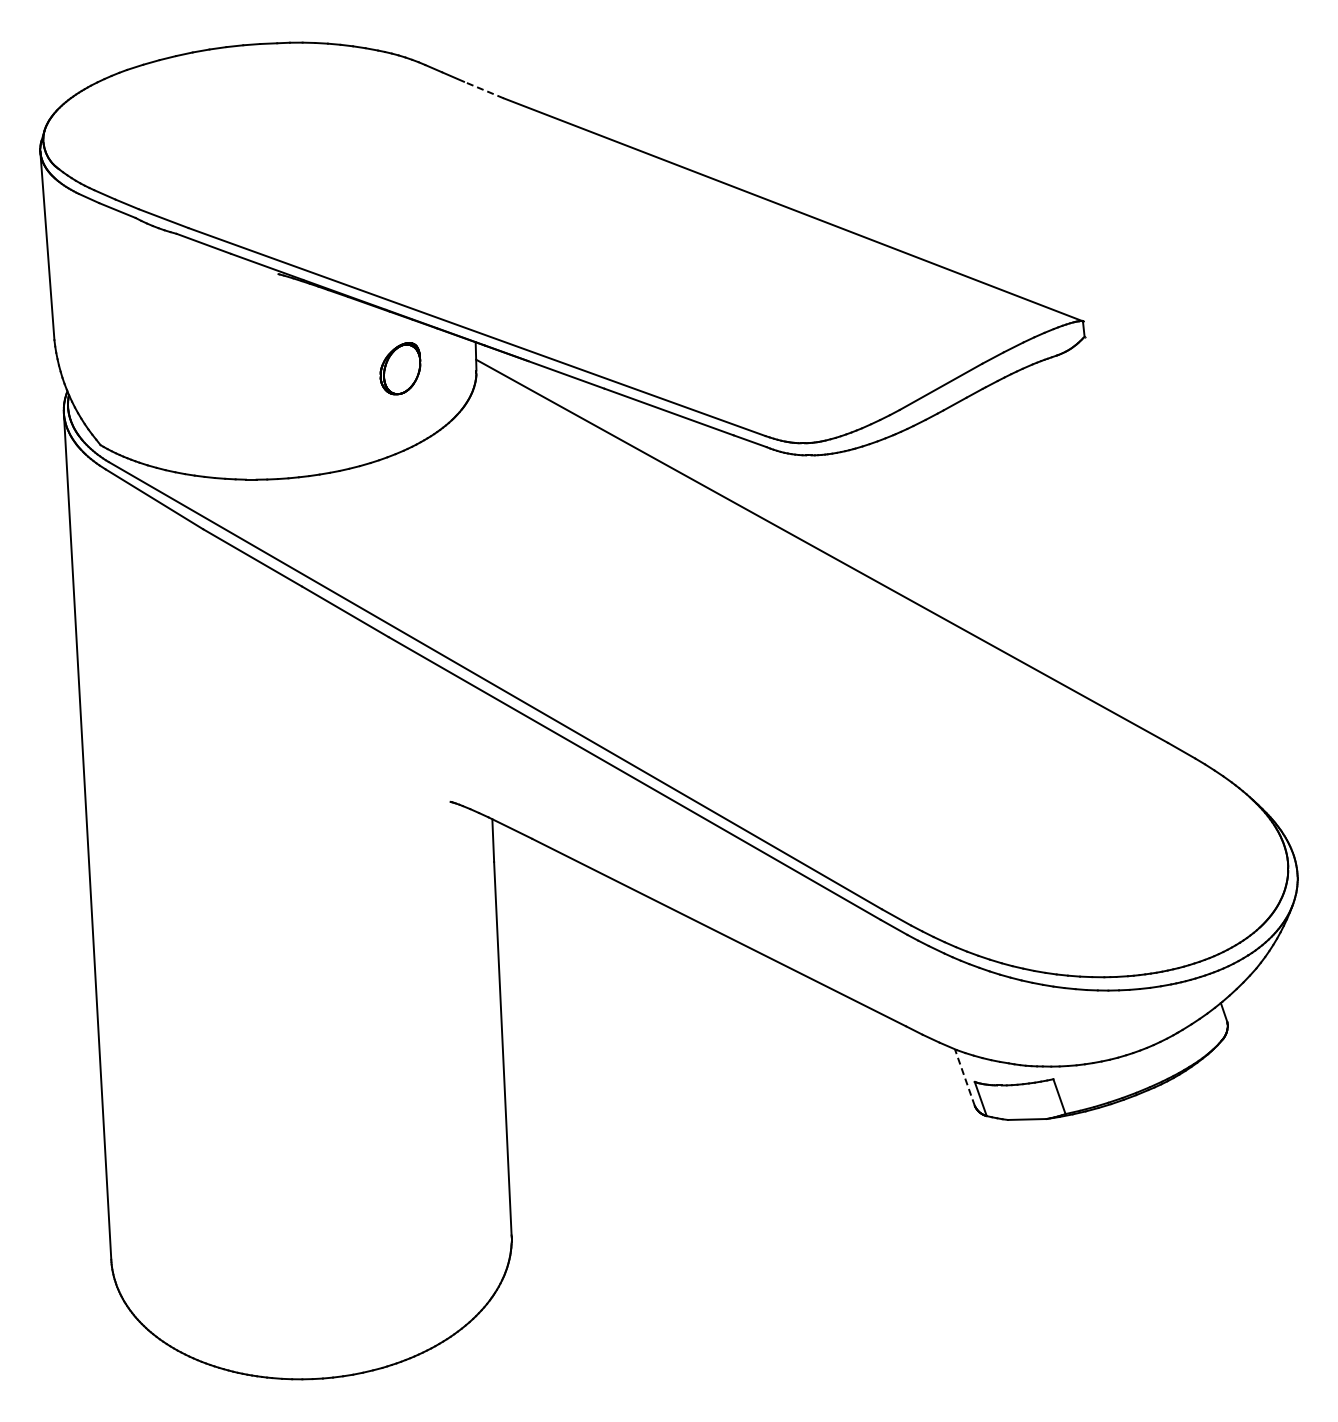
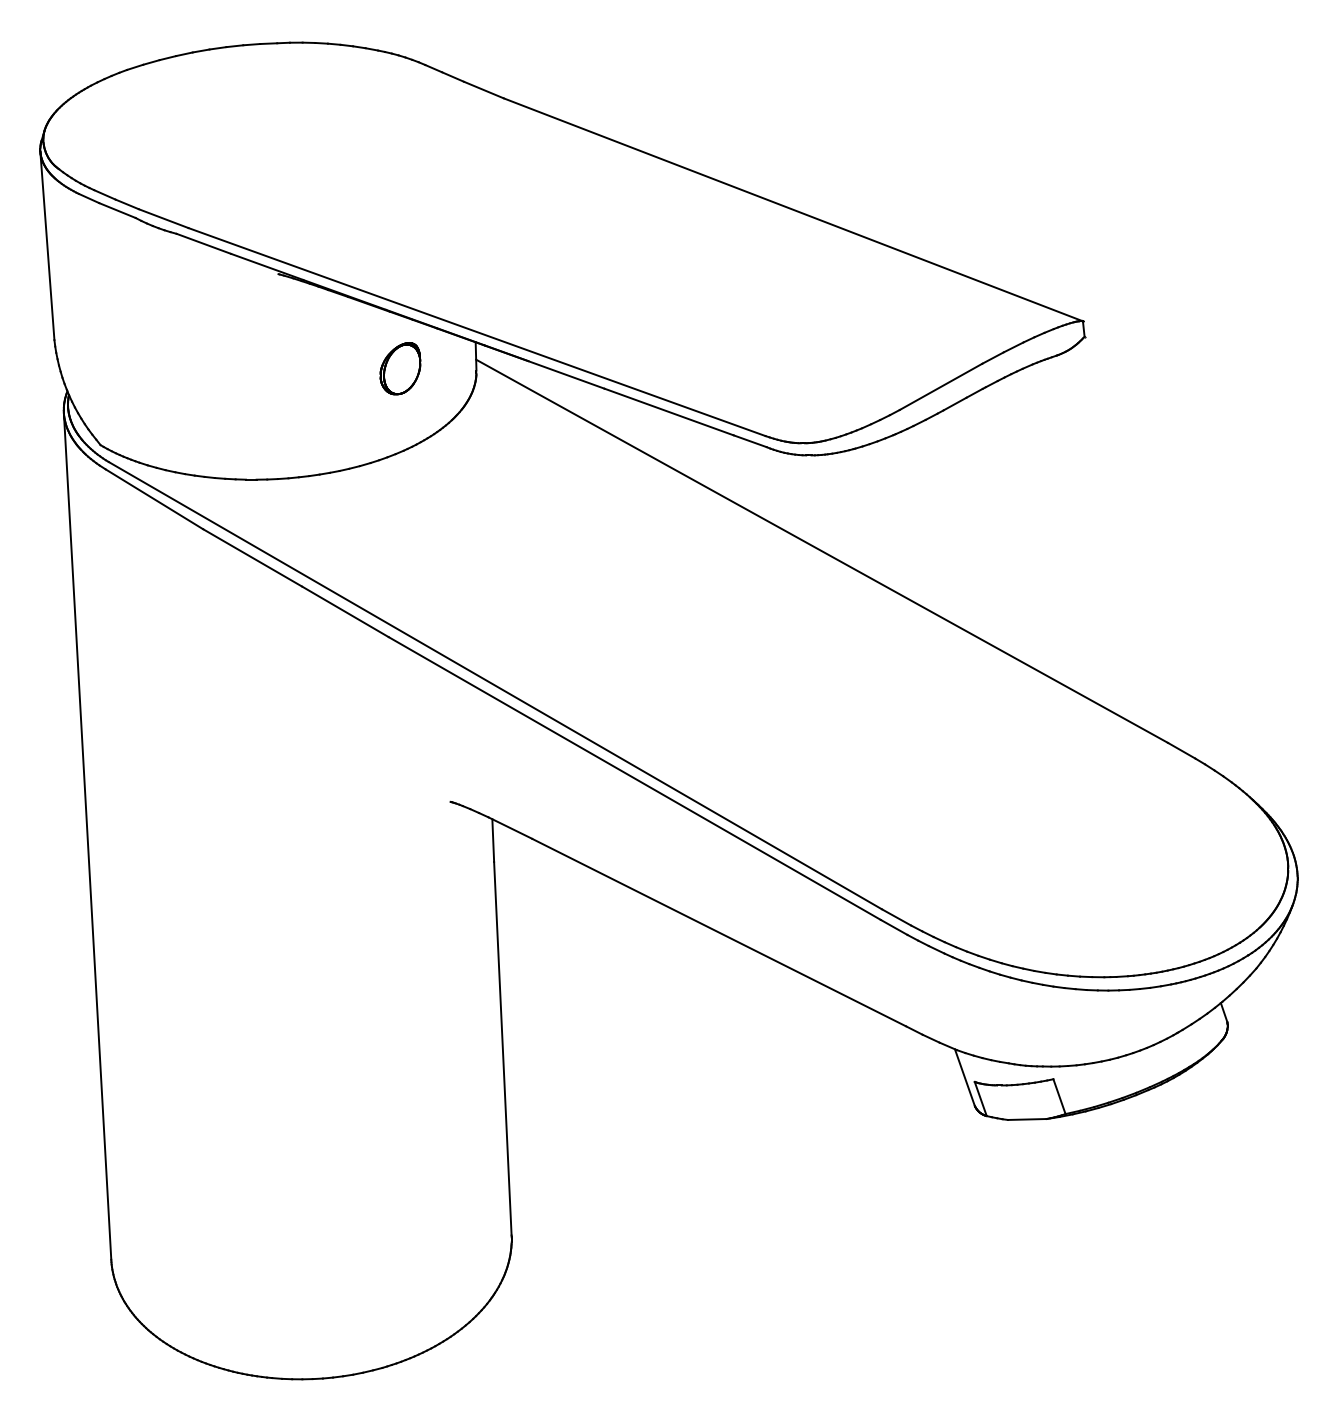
line: dashed -> solid (483, 90)
line: dashed -> solid (964, 1077)
